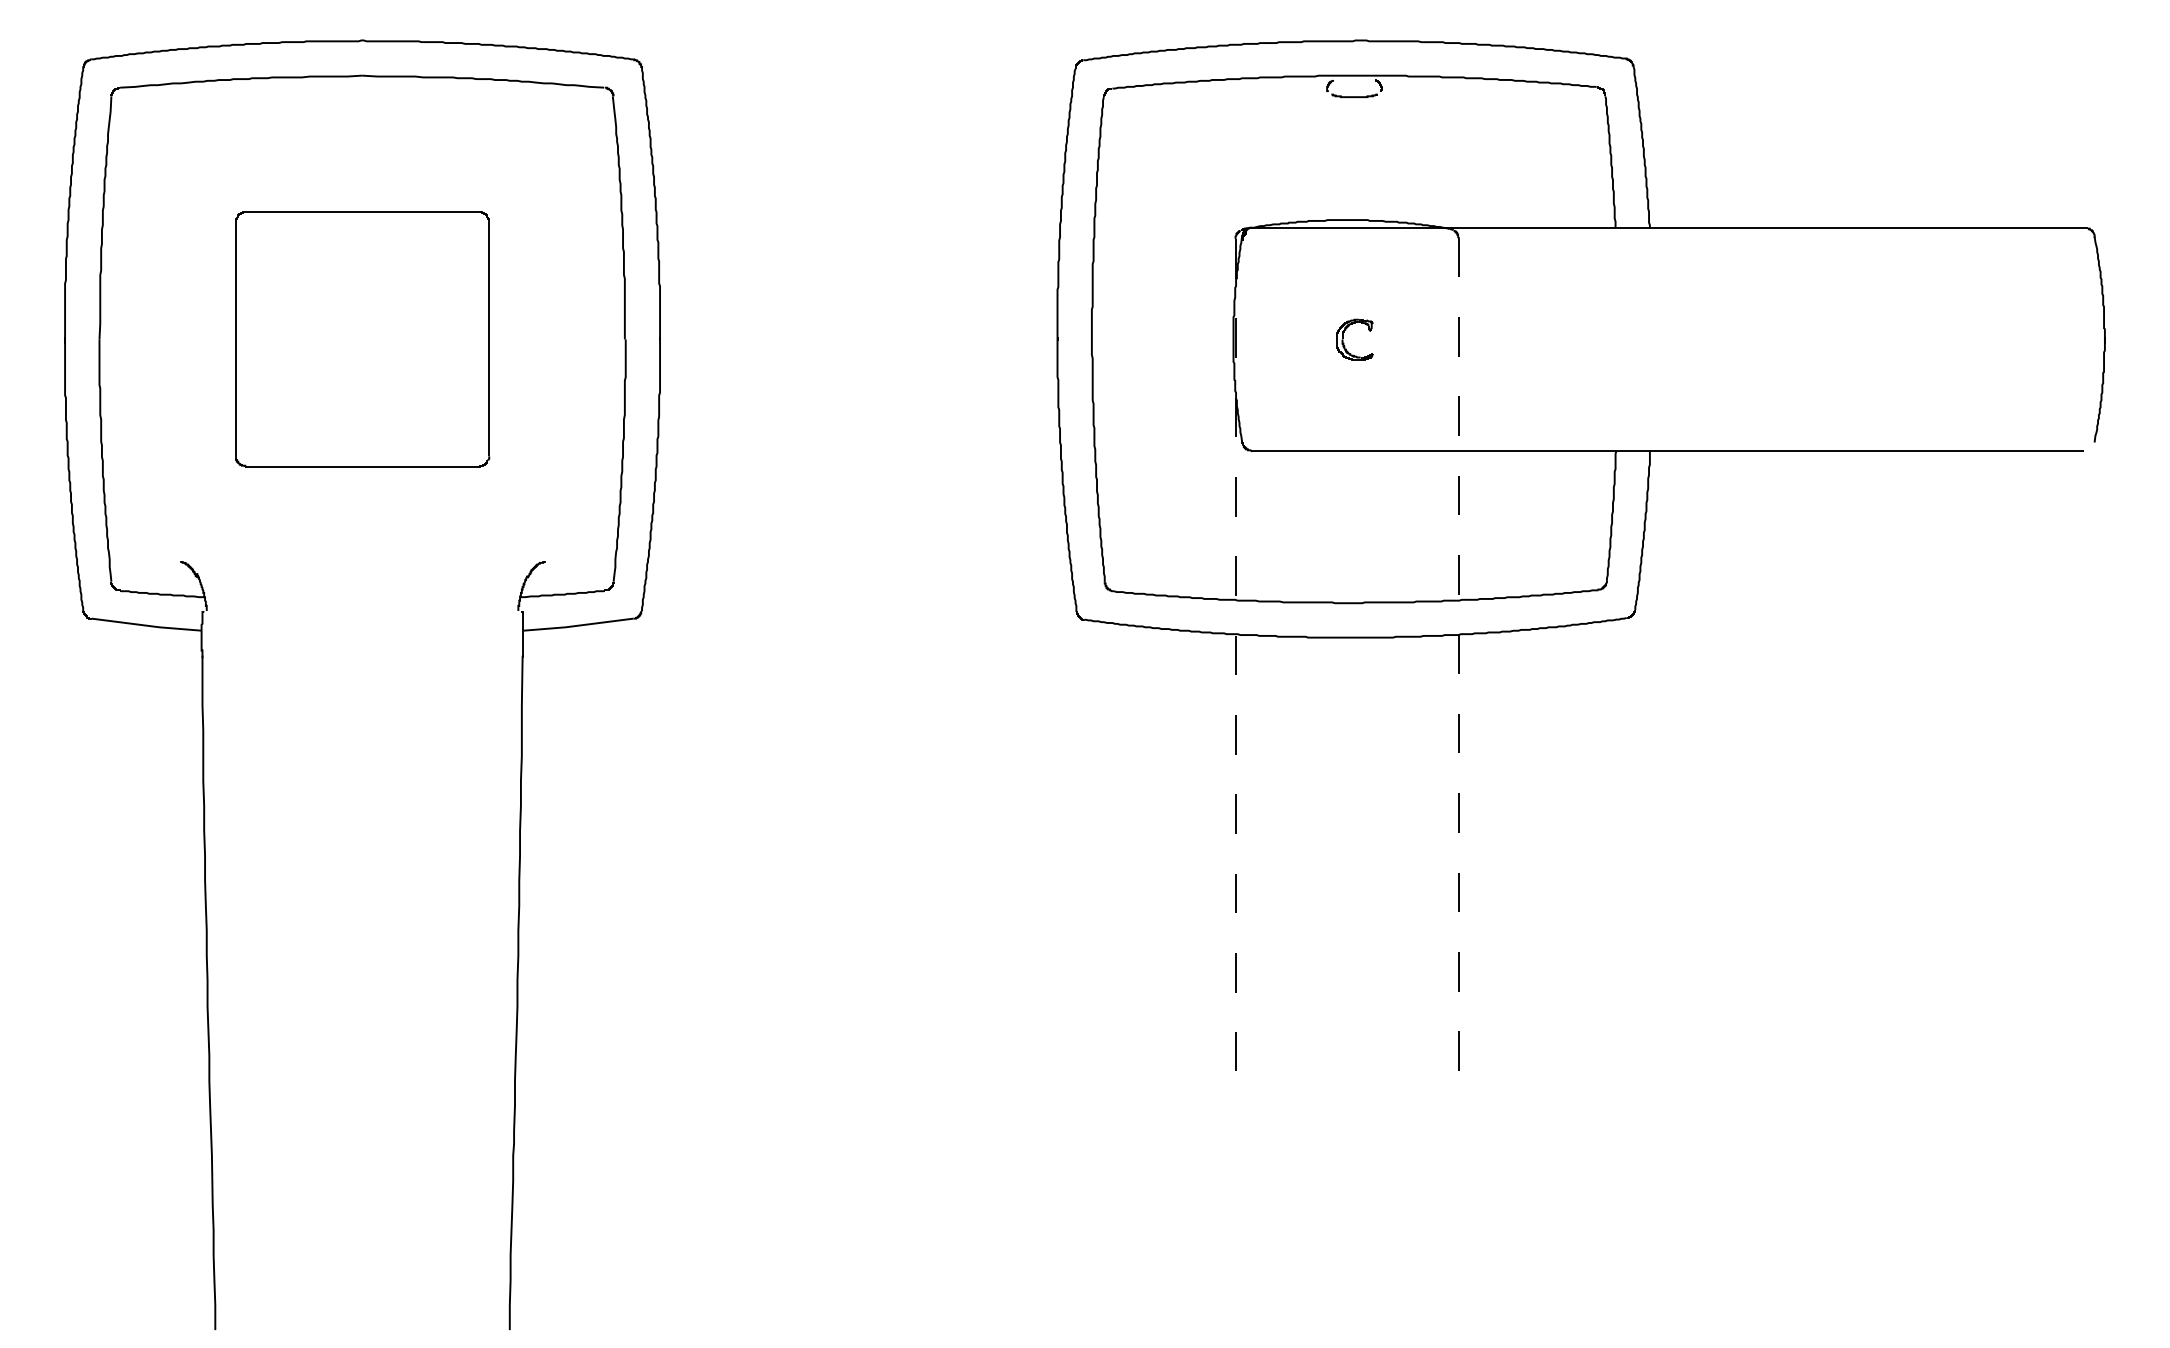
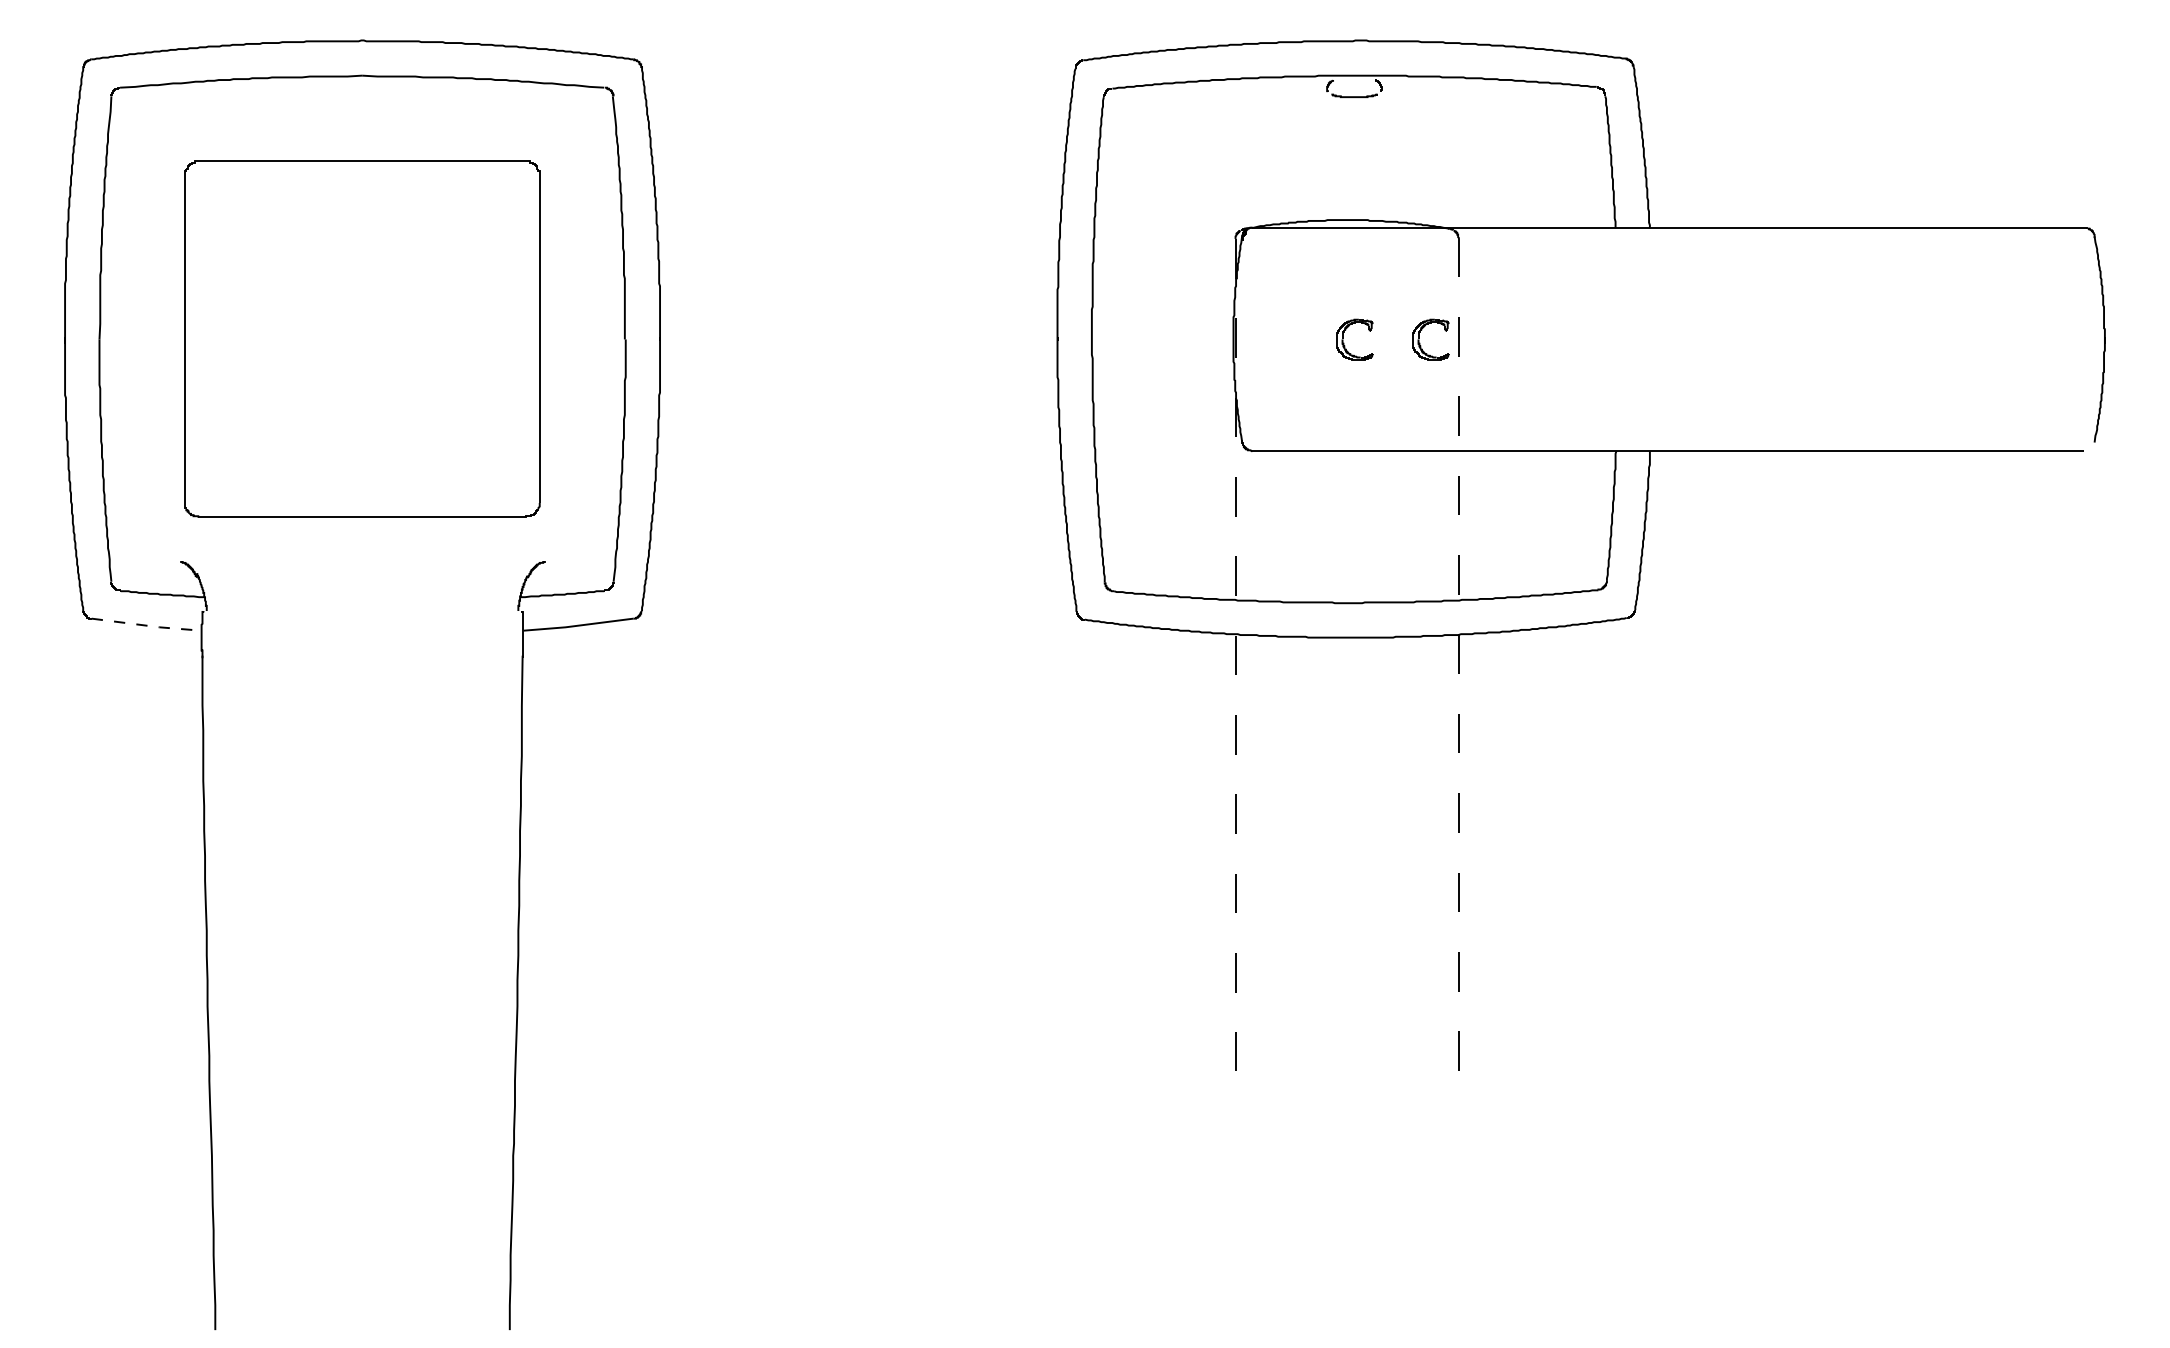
part size: 256x257 px -> 357x358 px (362, 338)
part: none -> present (1420, 343)
line: solid -> dashed (147, 625)
